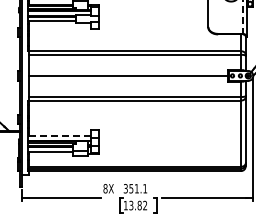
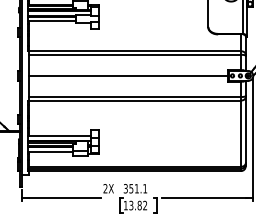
line: dashed -> solid (242, 17)
line: dashed -> solid (58, 136)
text: 8X -> 2X (105, 188)
